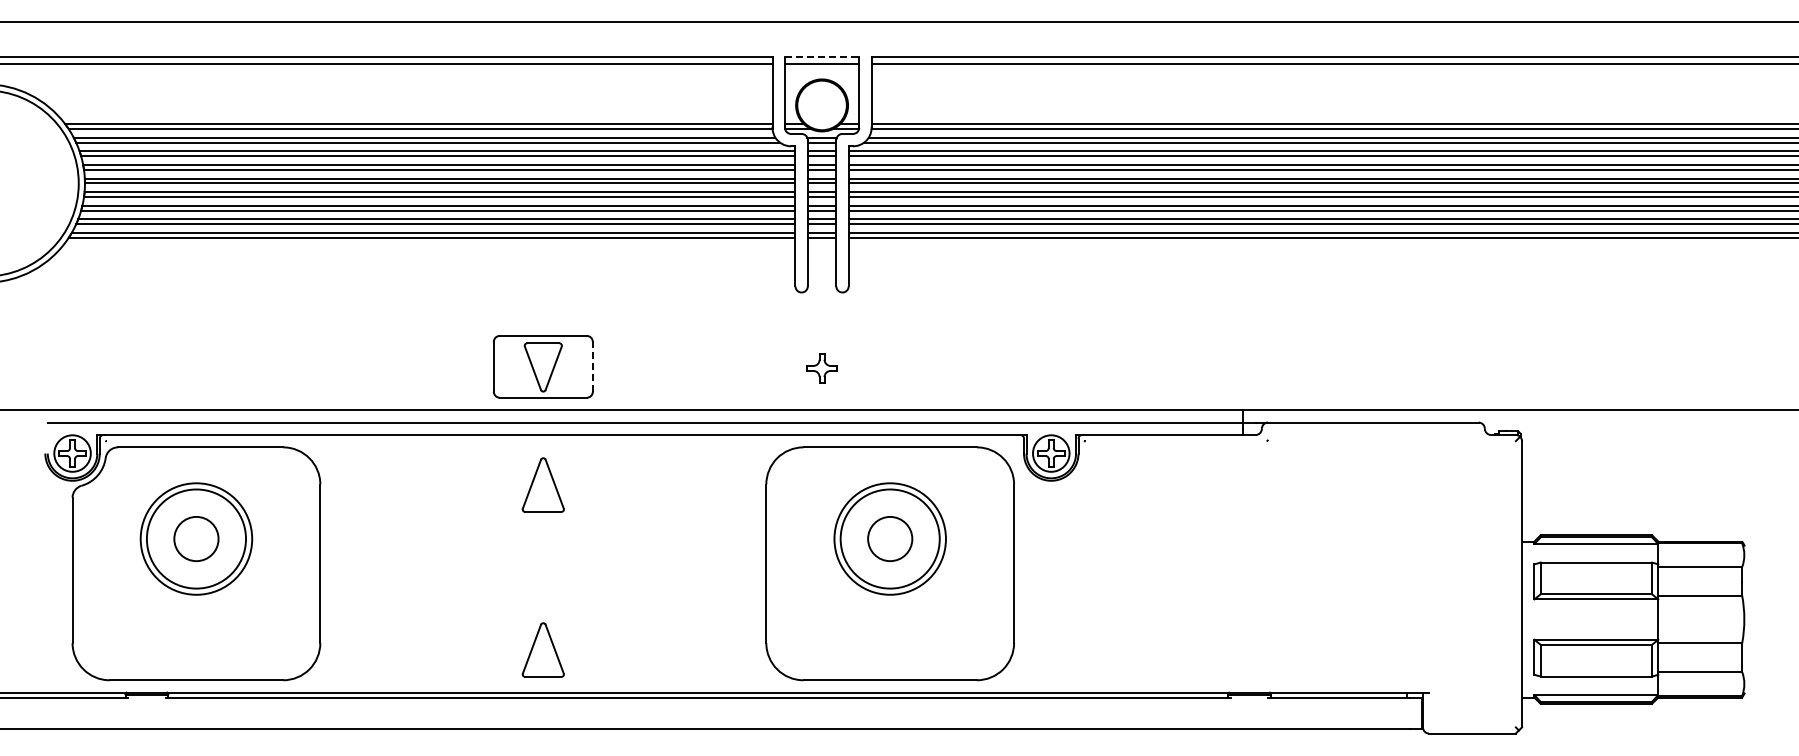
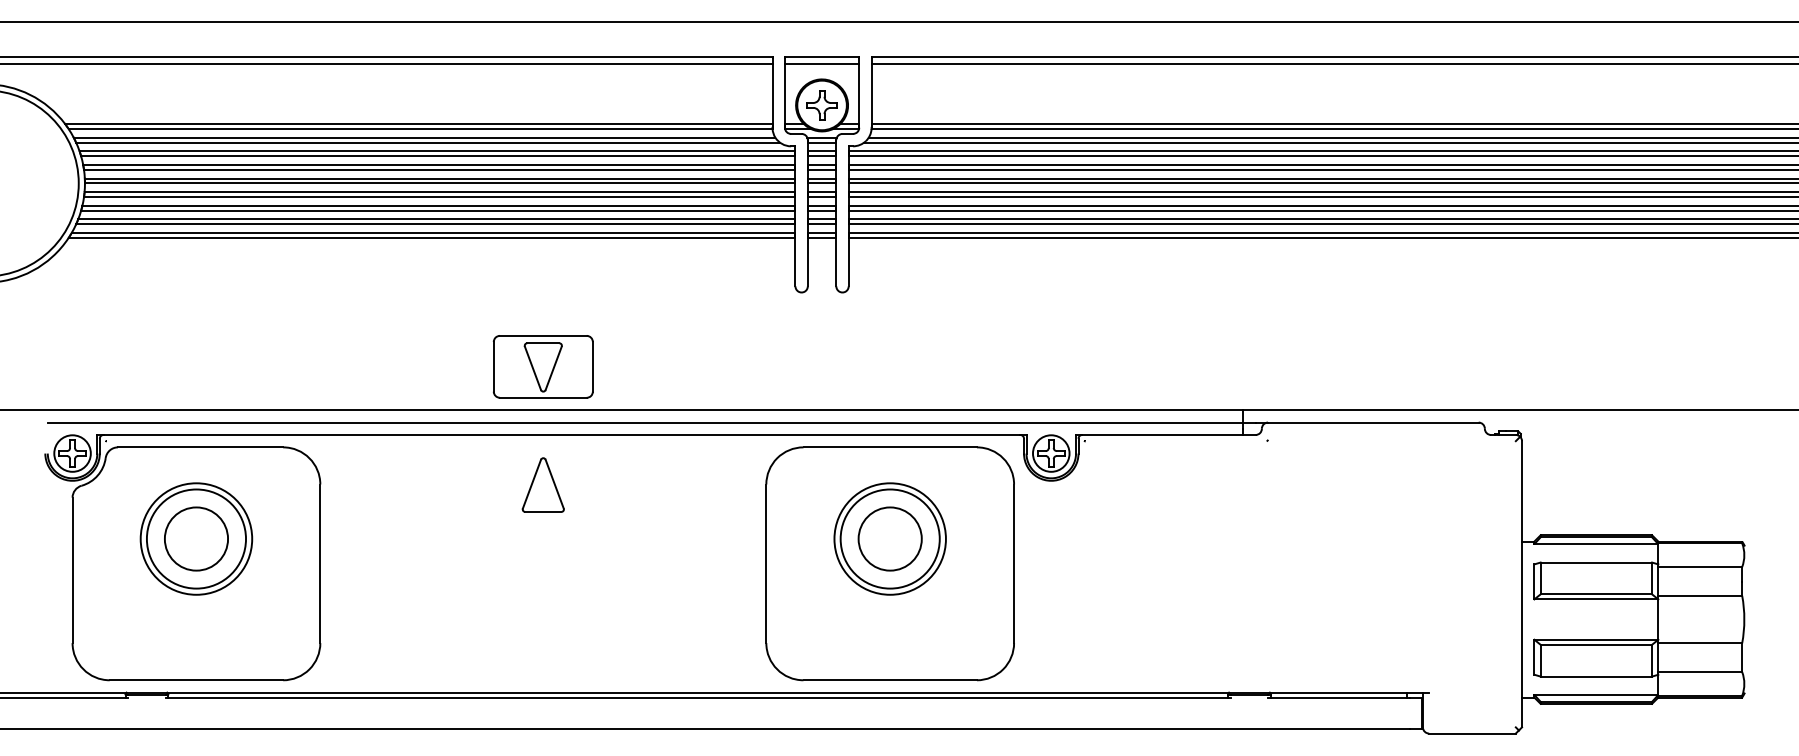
line: dashed -> solid (822, 57)
line: dashed -> solid (592, 366)
part position: (821, 368) -> (821, 105) (821, 105)
circle diameter: 44 px -> 63 px (196, 538)
circle diameter: 44 px -> 63 px (889, 538)
part: present -> none (542, 649)
